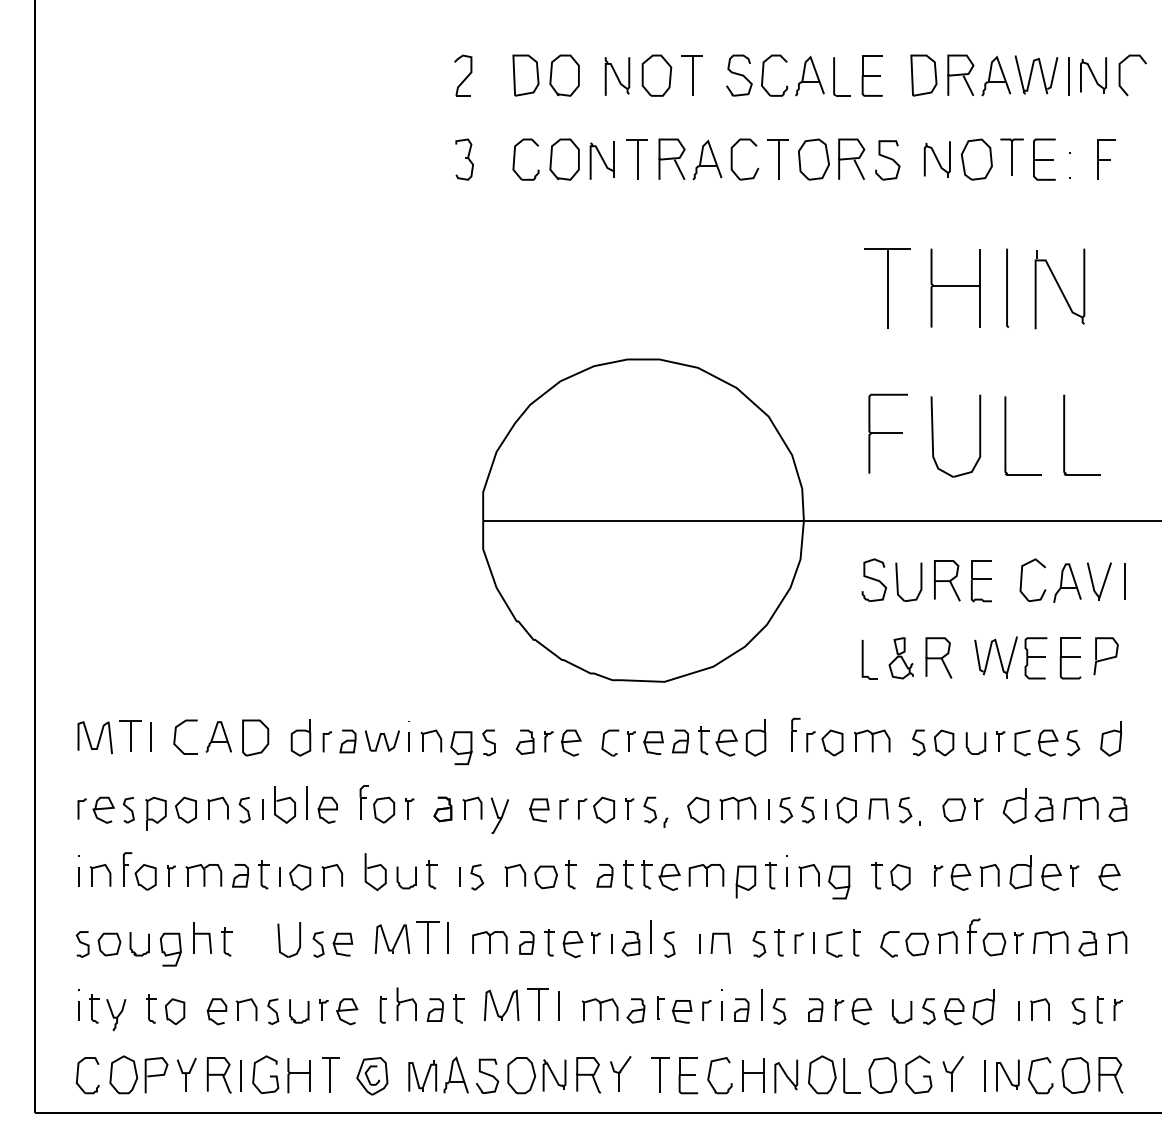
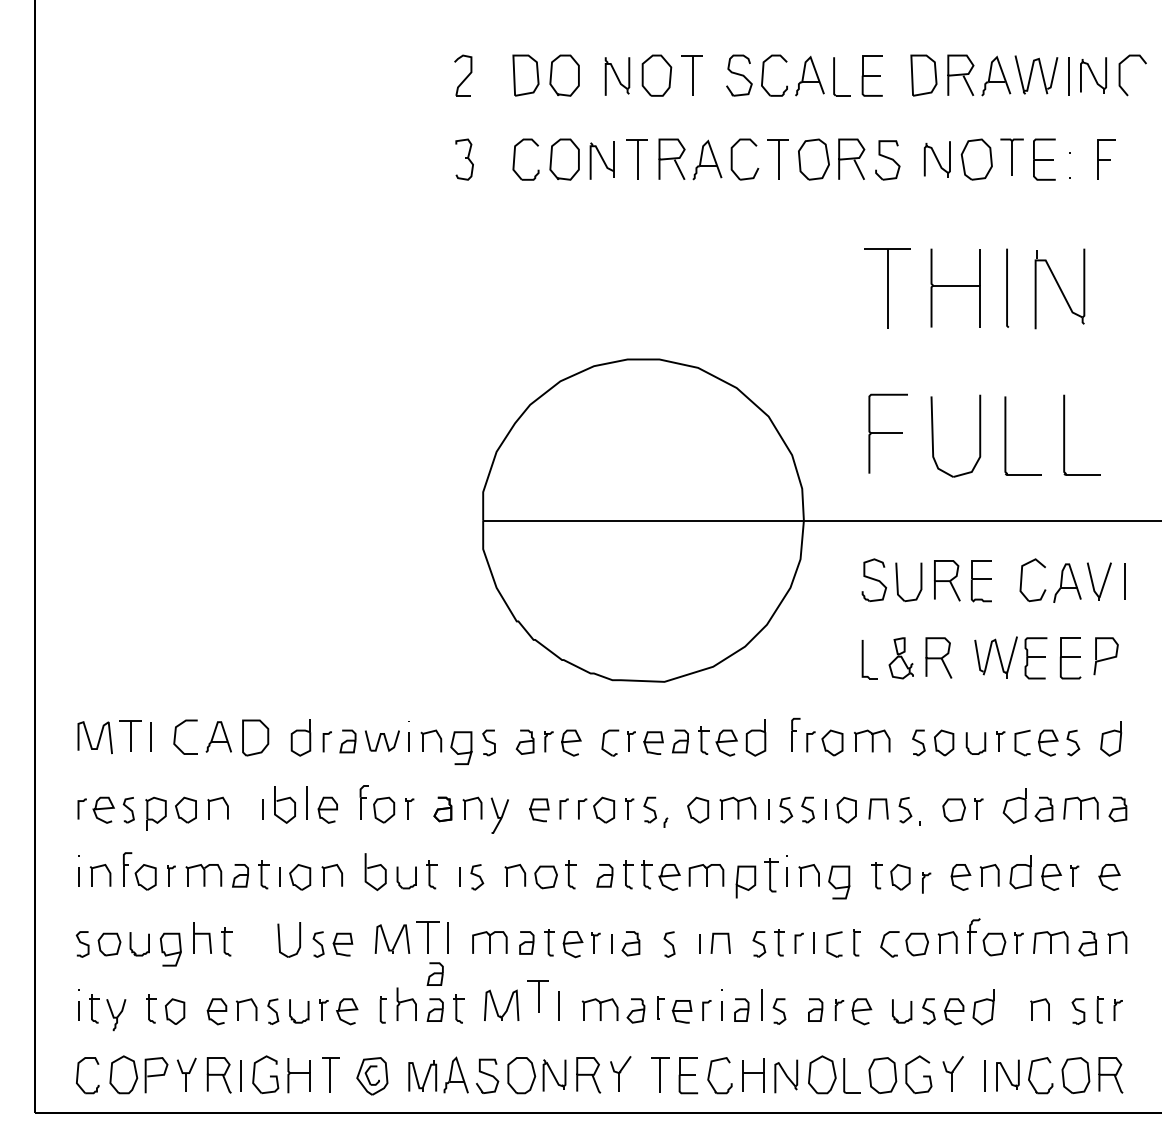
part: present -> none (244, 810)
part size: 12x28 px -> 15x35 px (771, 875)
part position: (938, 875) -> (926, 882) (926, 882)
line: present -> none (650, 936)
part: none -> present (434, 973)
part position: (537, 1004) -> (537, 996) (537, 996)
line: present -> none (1018, 1010)
